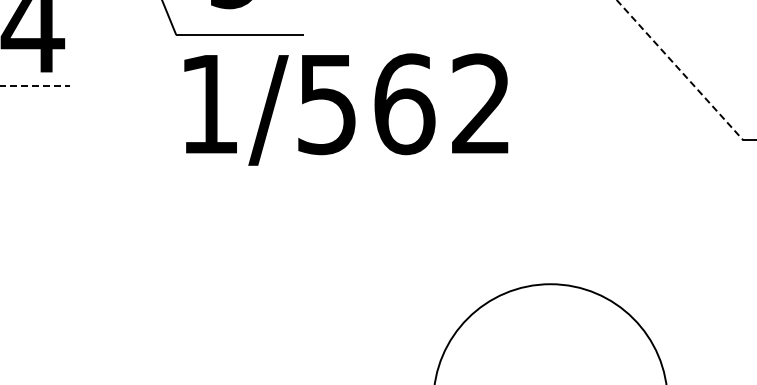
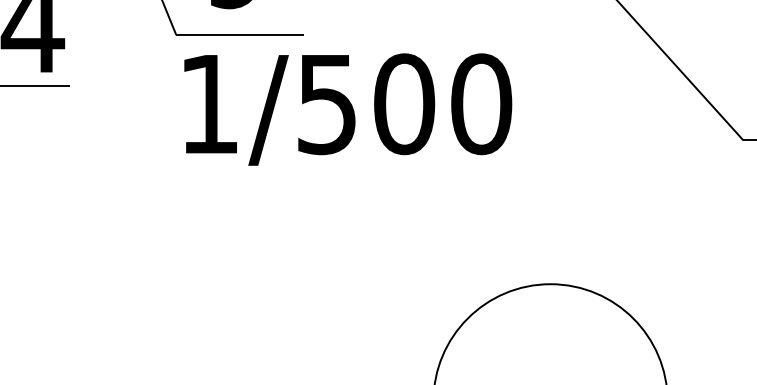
line: dashed -> solid (680, 70)
line: dashed -> solid (35, 86)
text: 1/562 -> 1/500 (443, 104)
